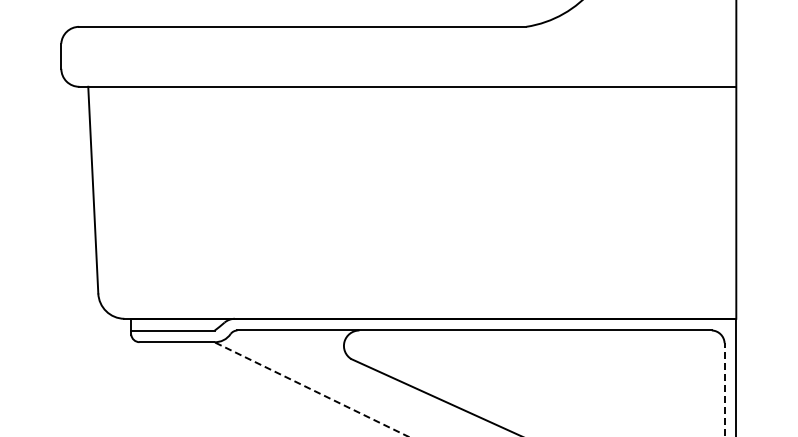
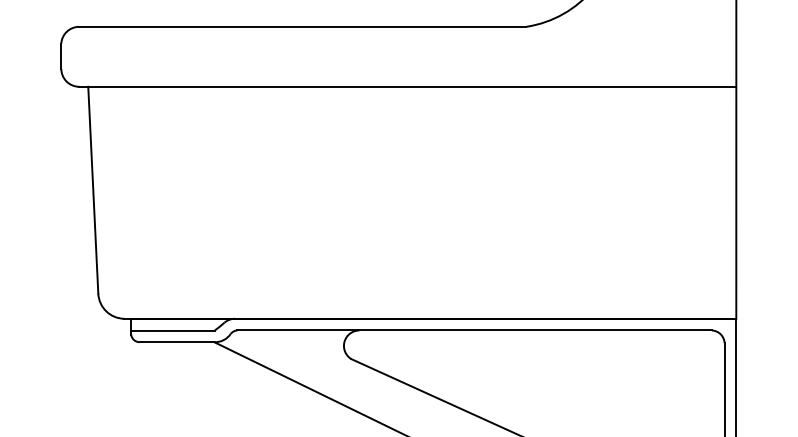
line: dashed -> solid (311, 389)
line: dashed -> solid (724, 389)
